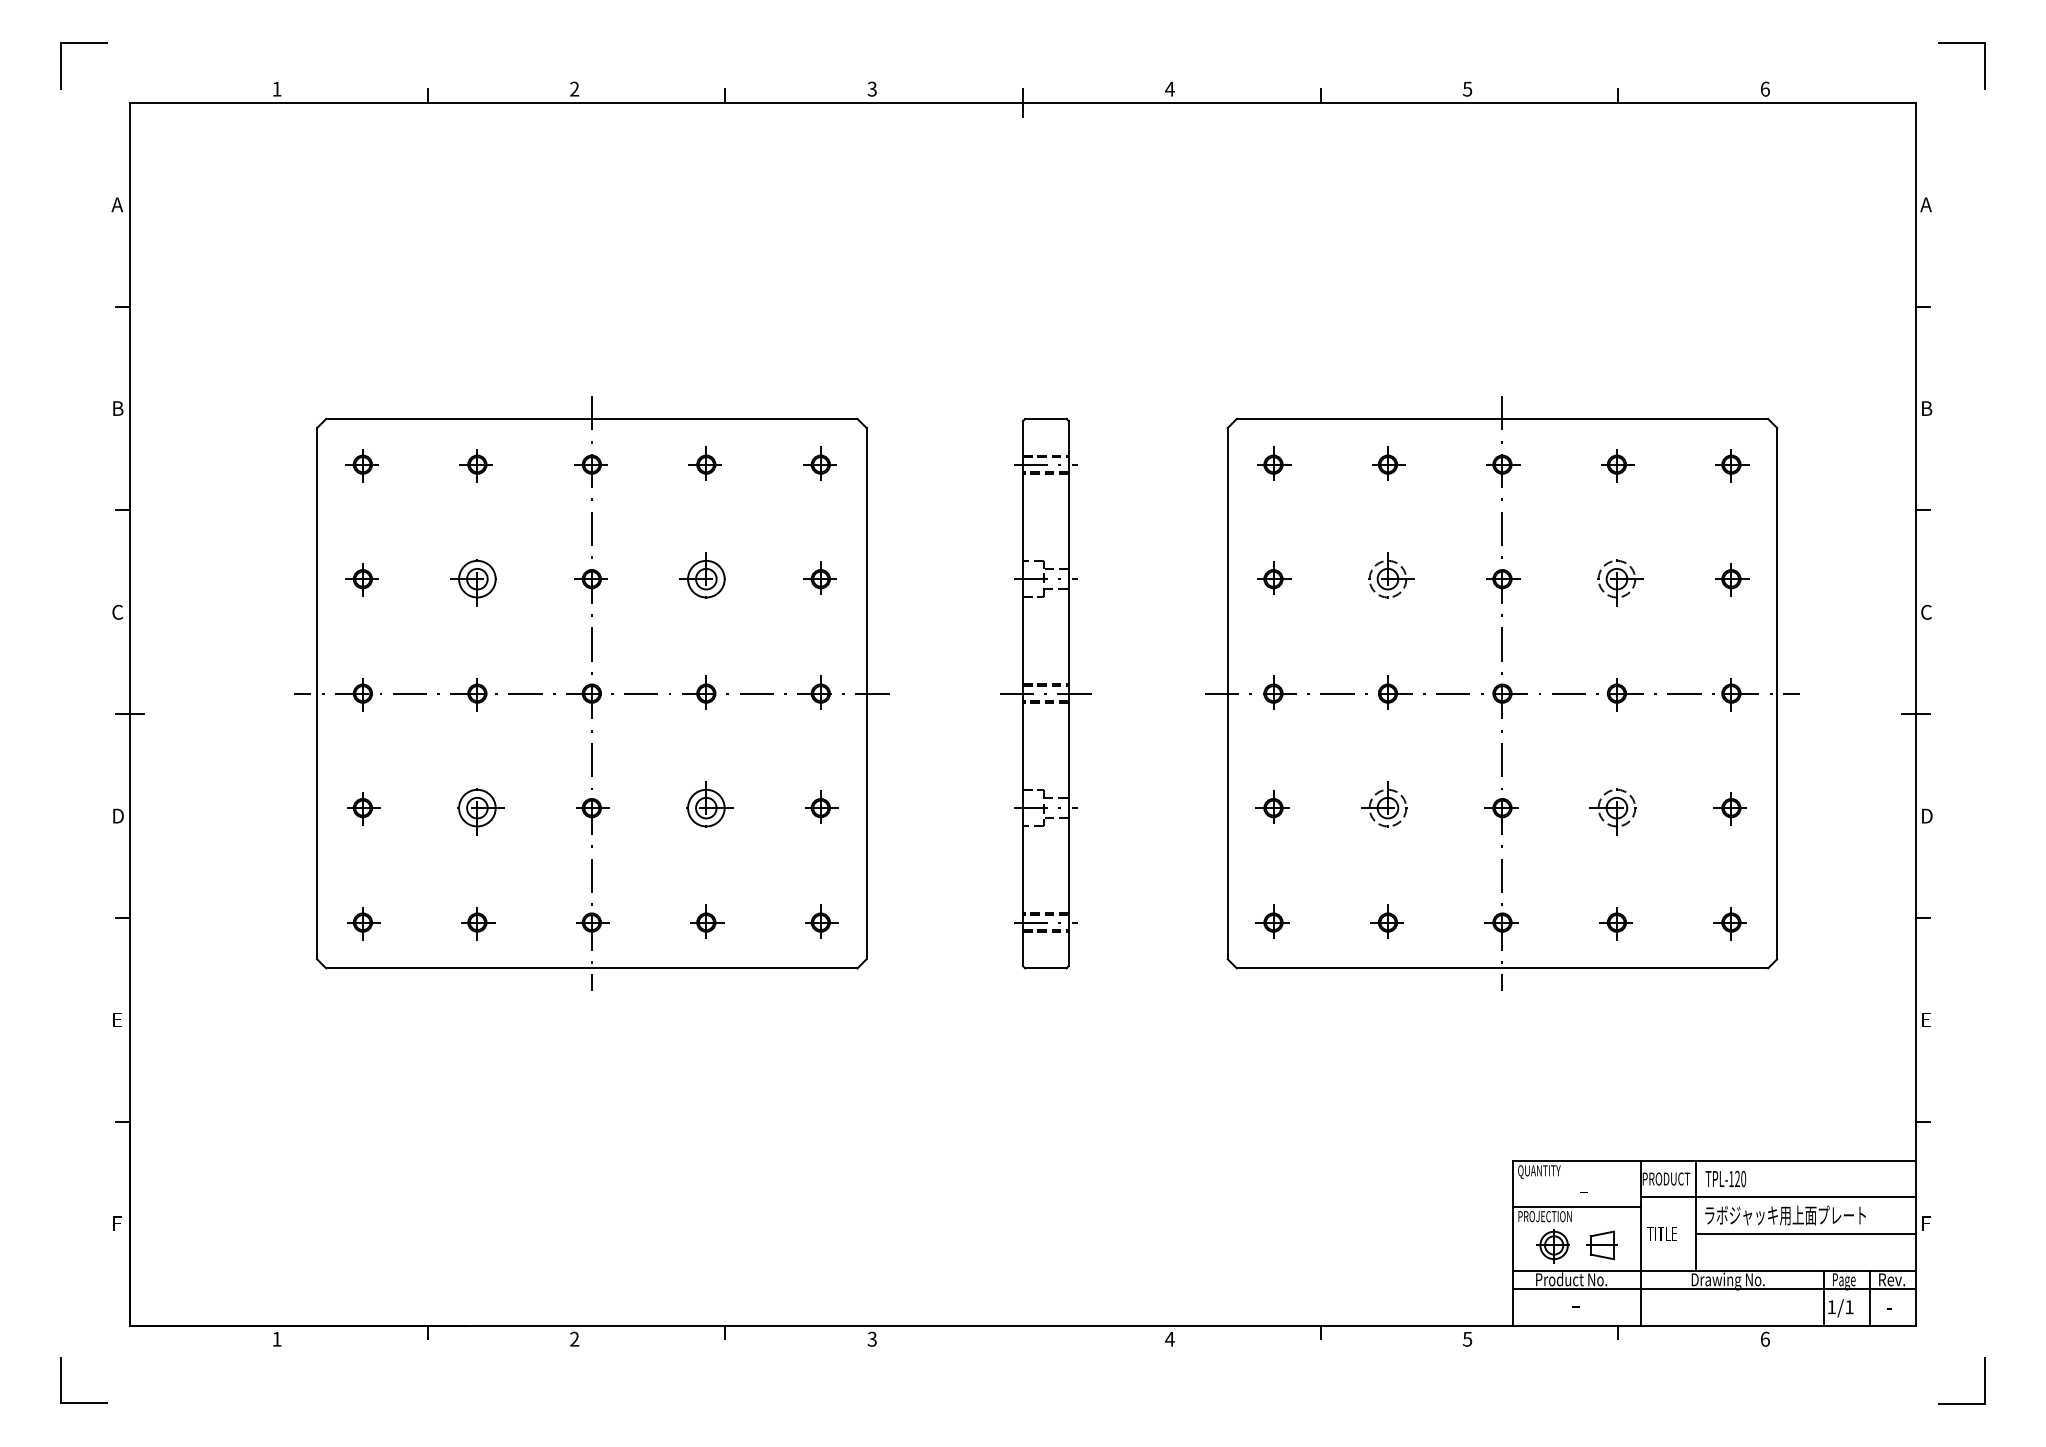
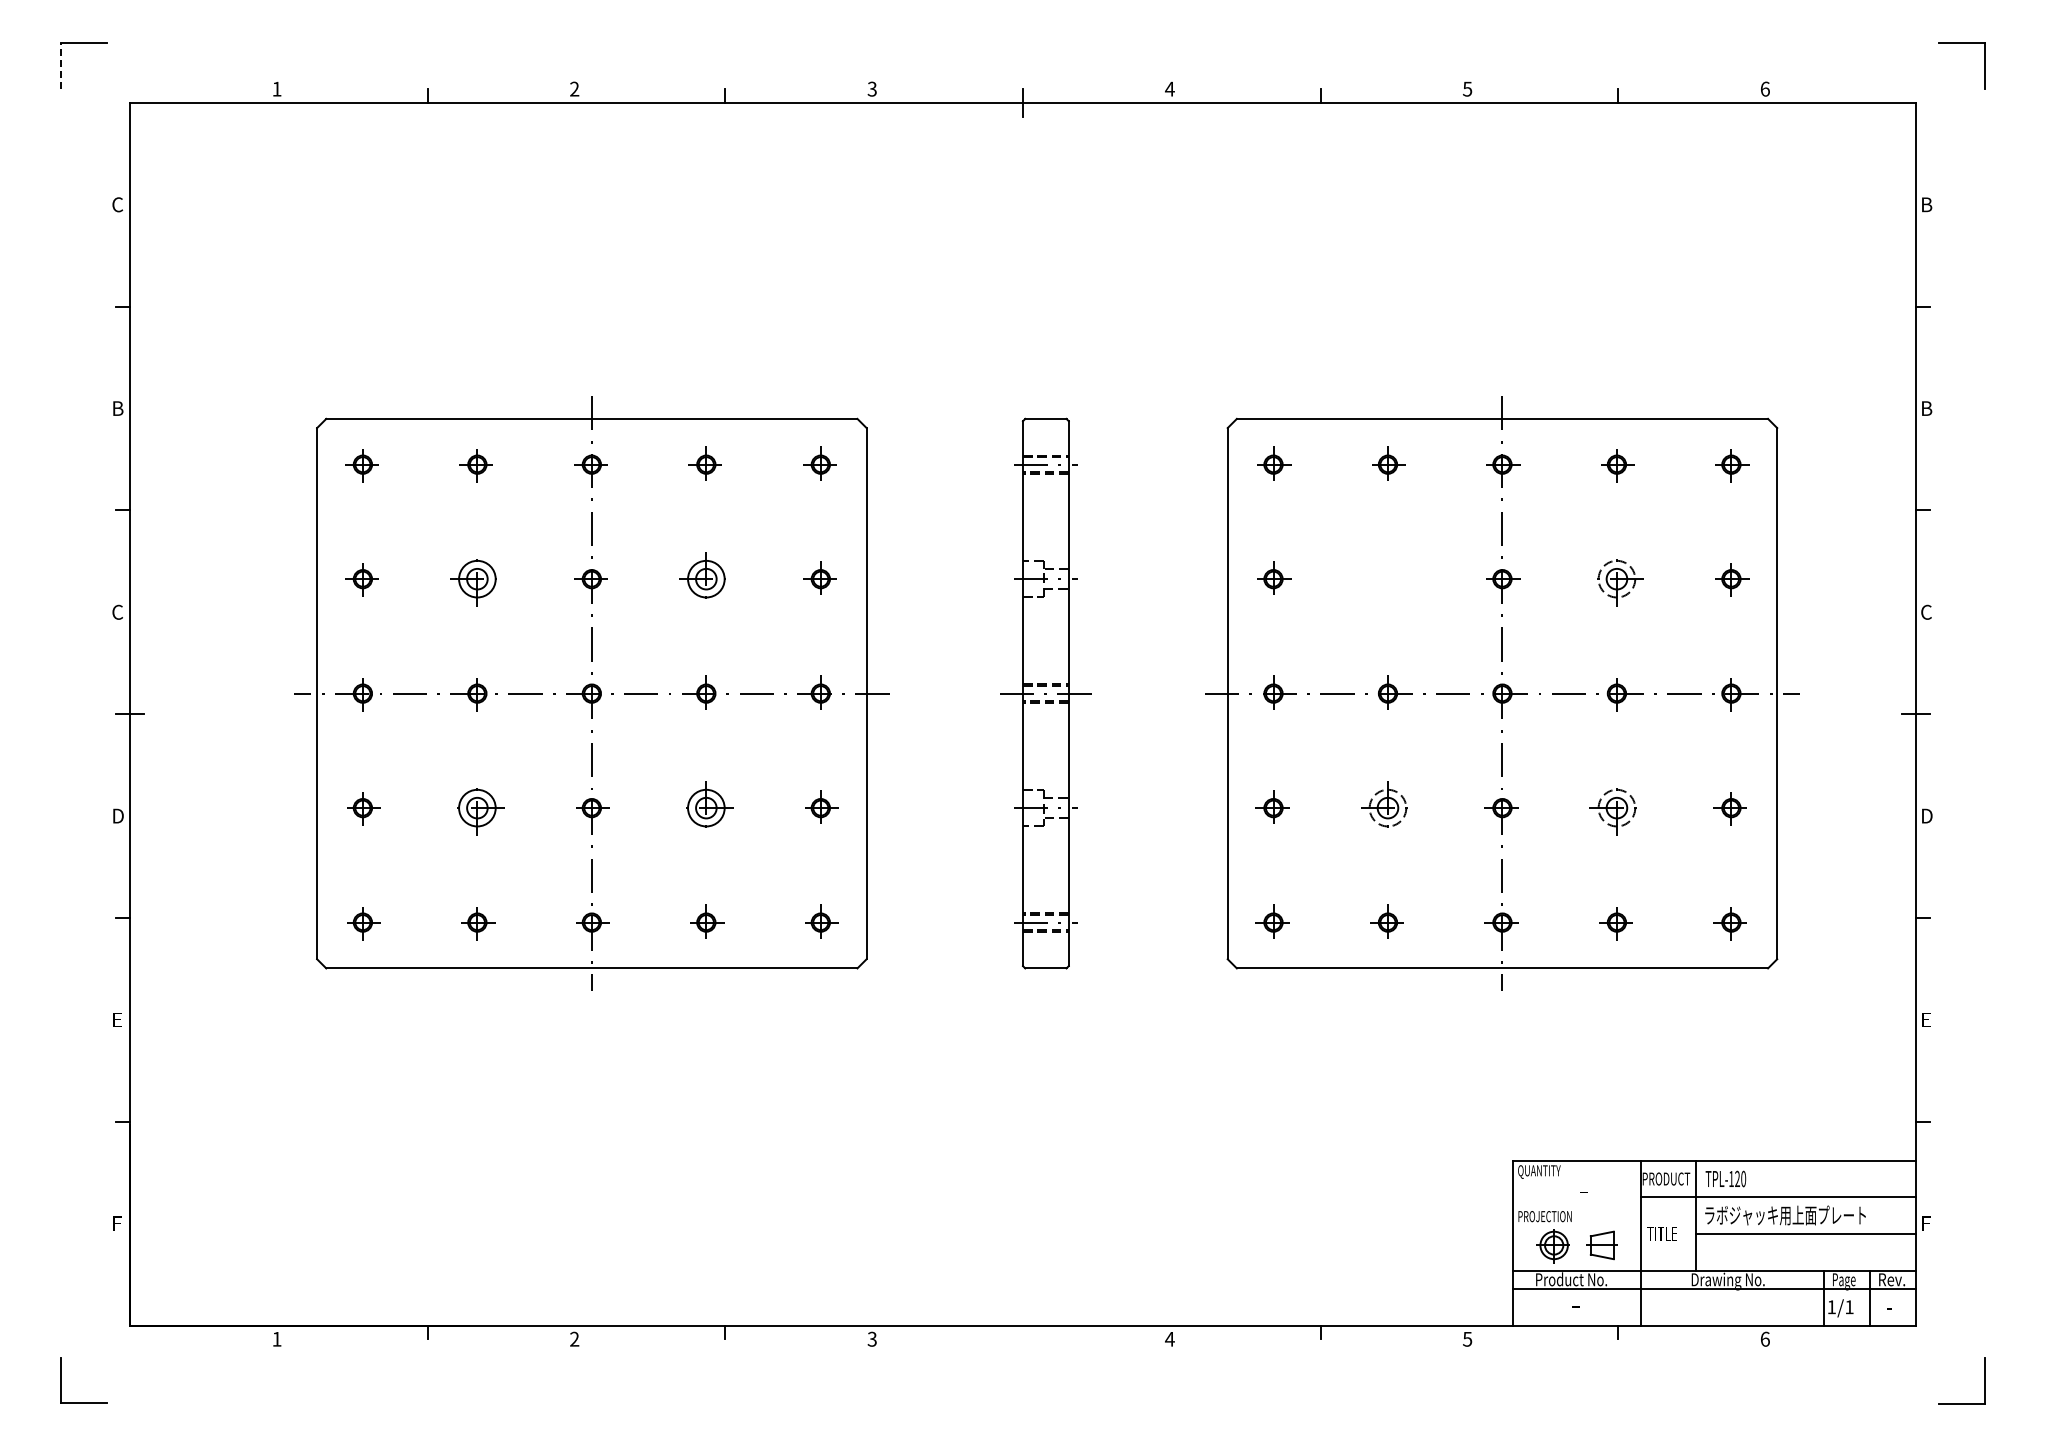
line: solid -> dashed (61, 66)
text: A -> C (117, 204)
text: A -> B (1926, 204)
part: present -> none (1391, 575)
line: present -> none (1576, 1206)
